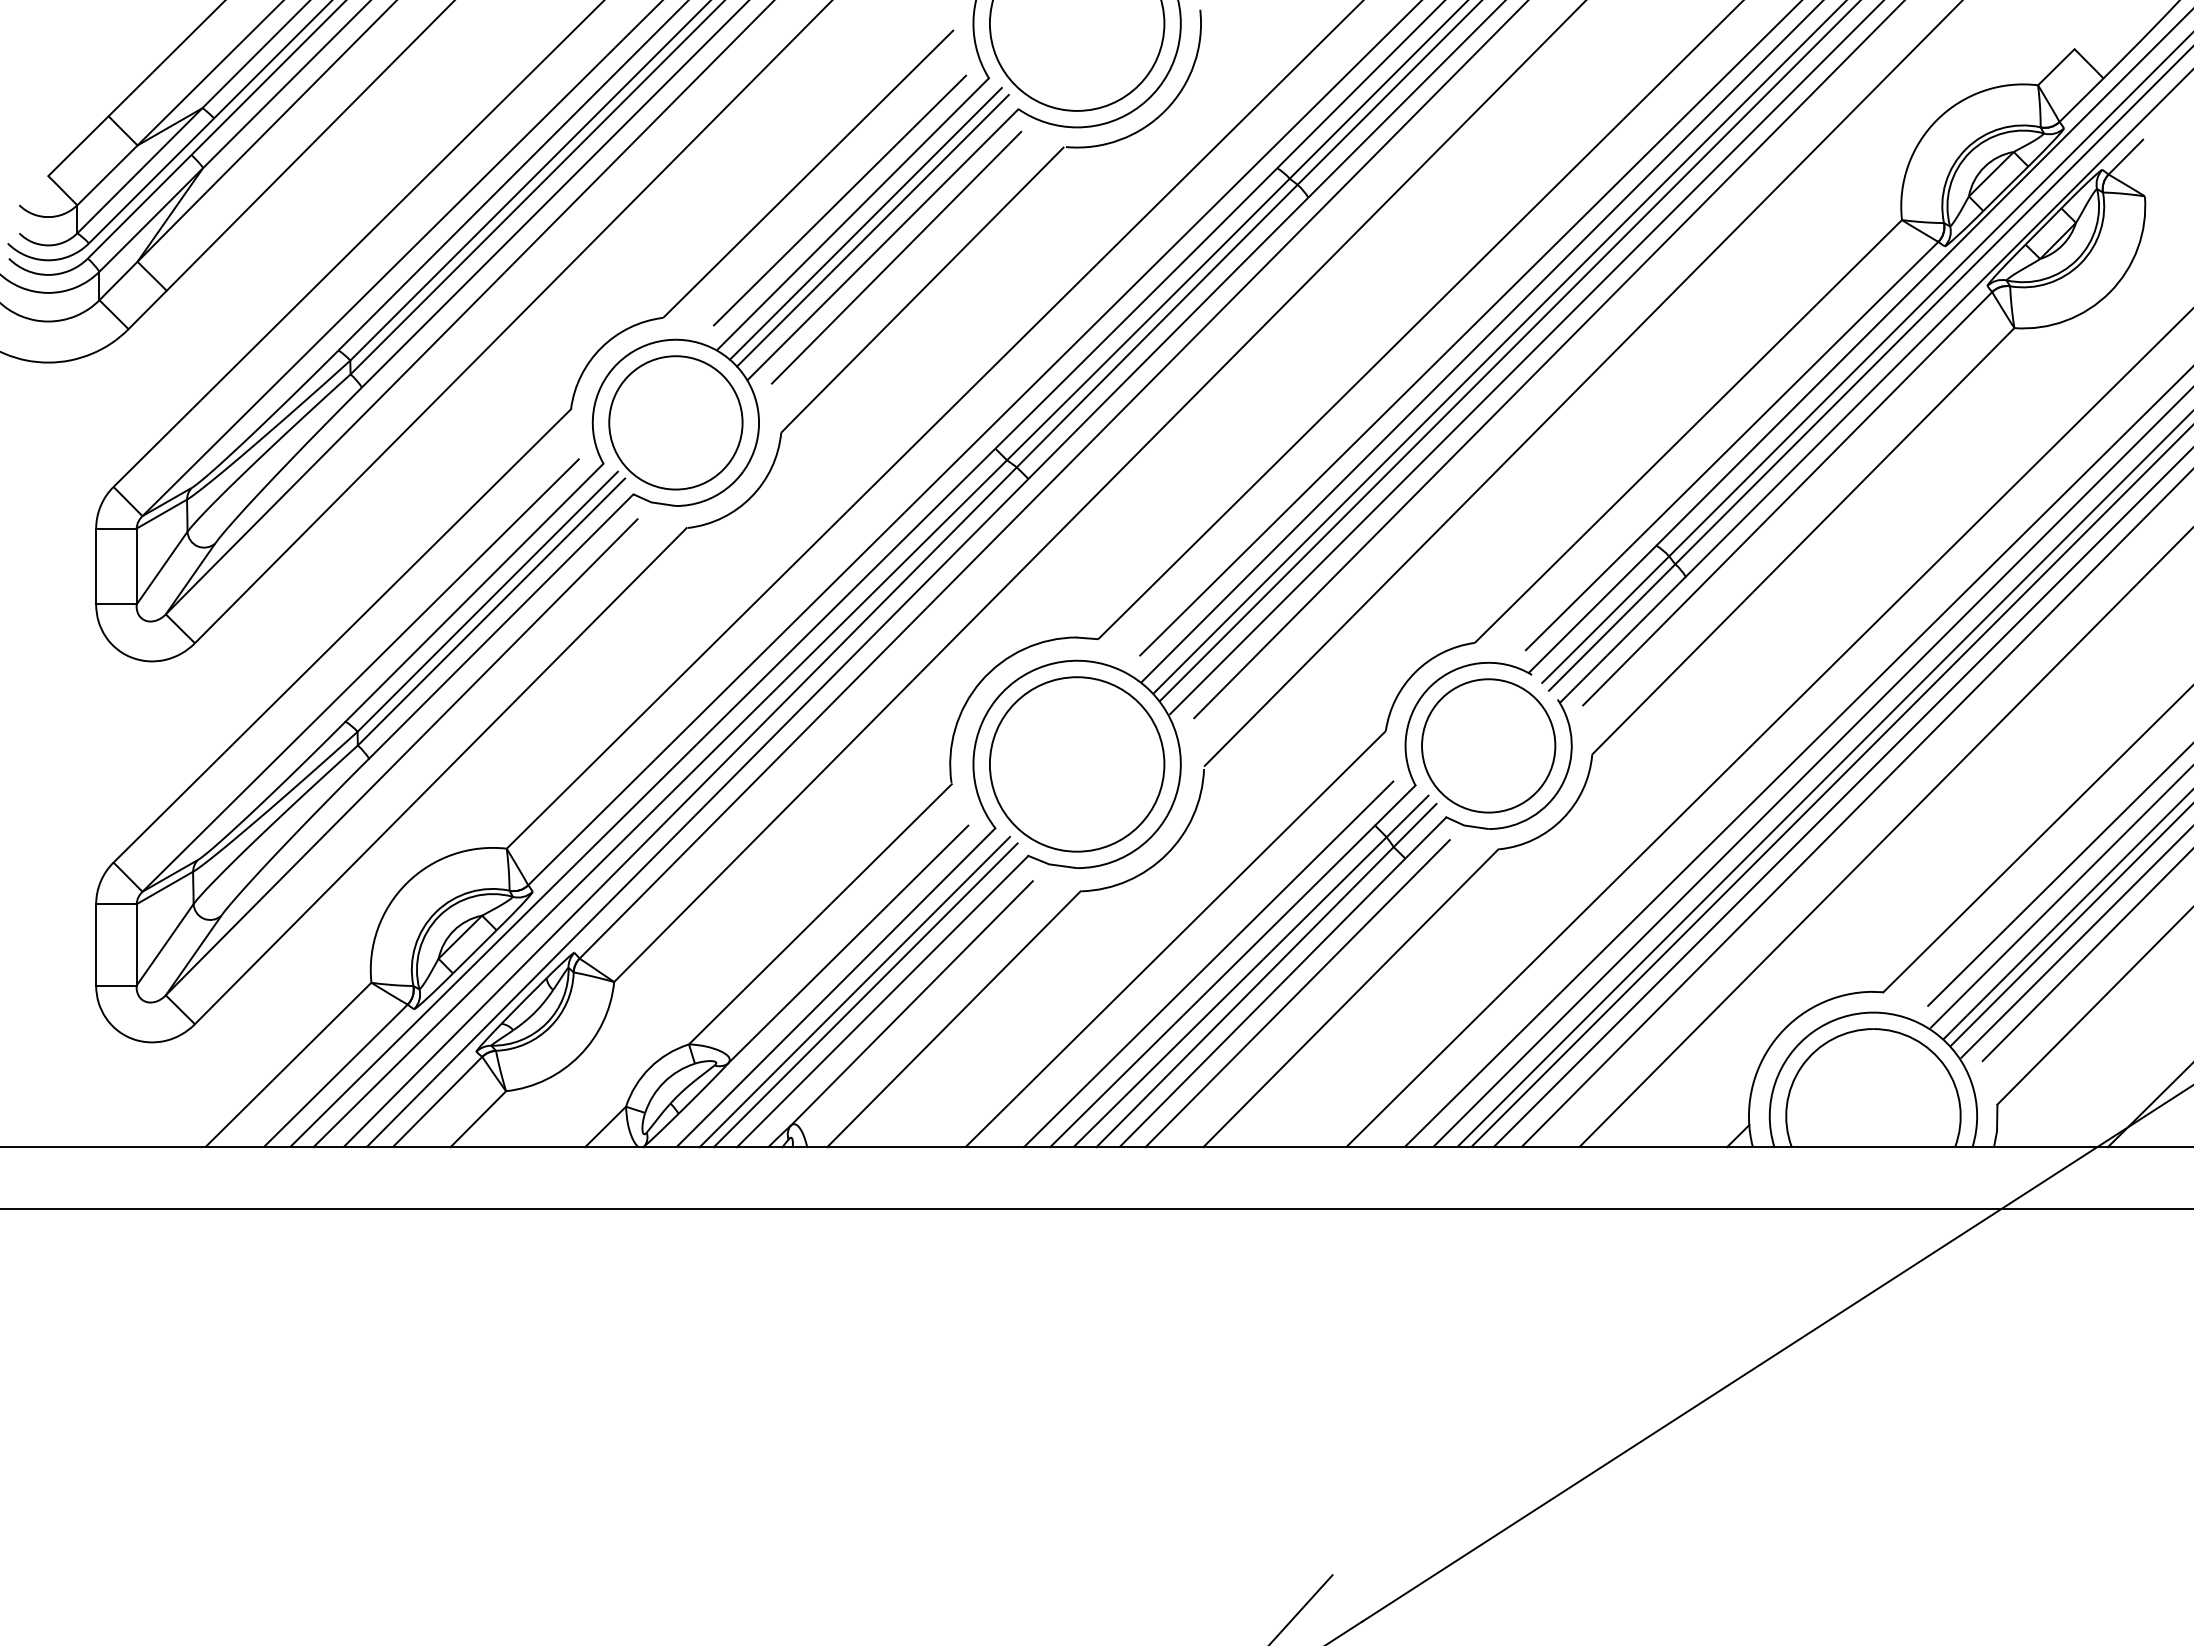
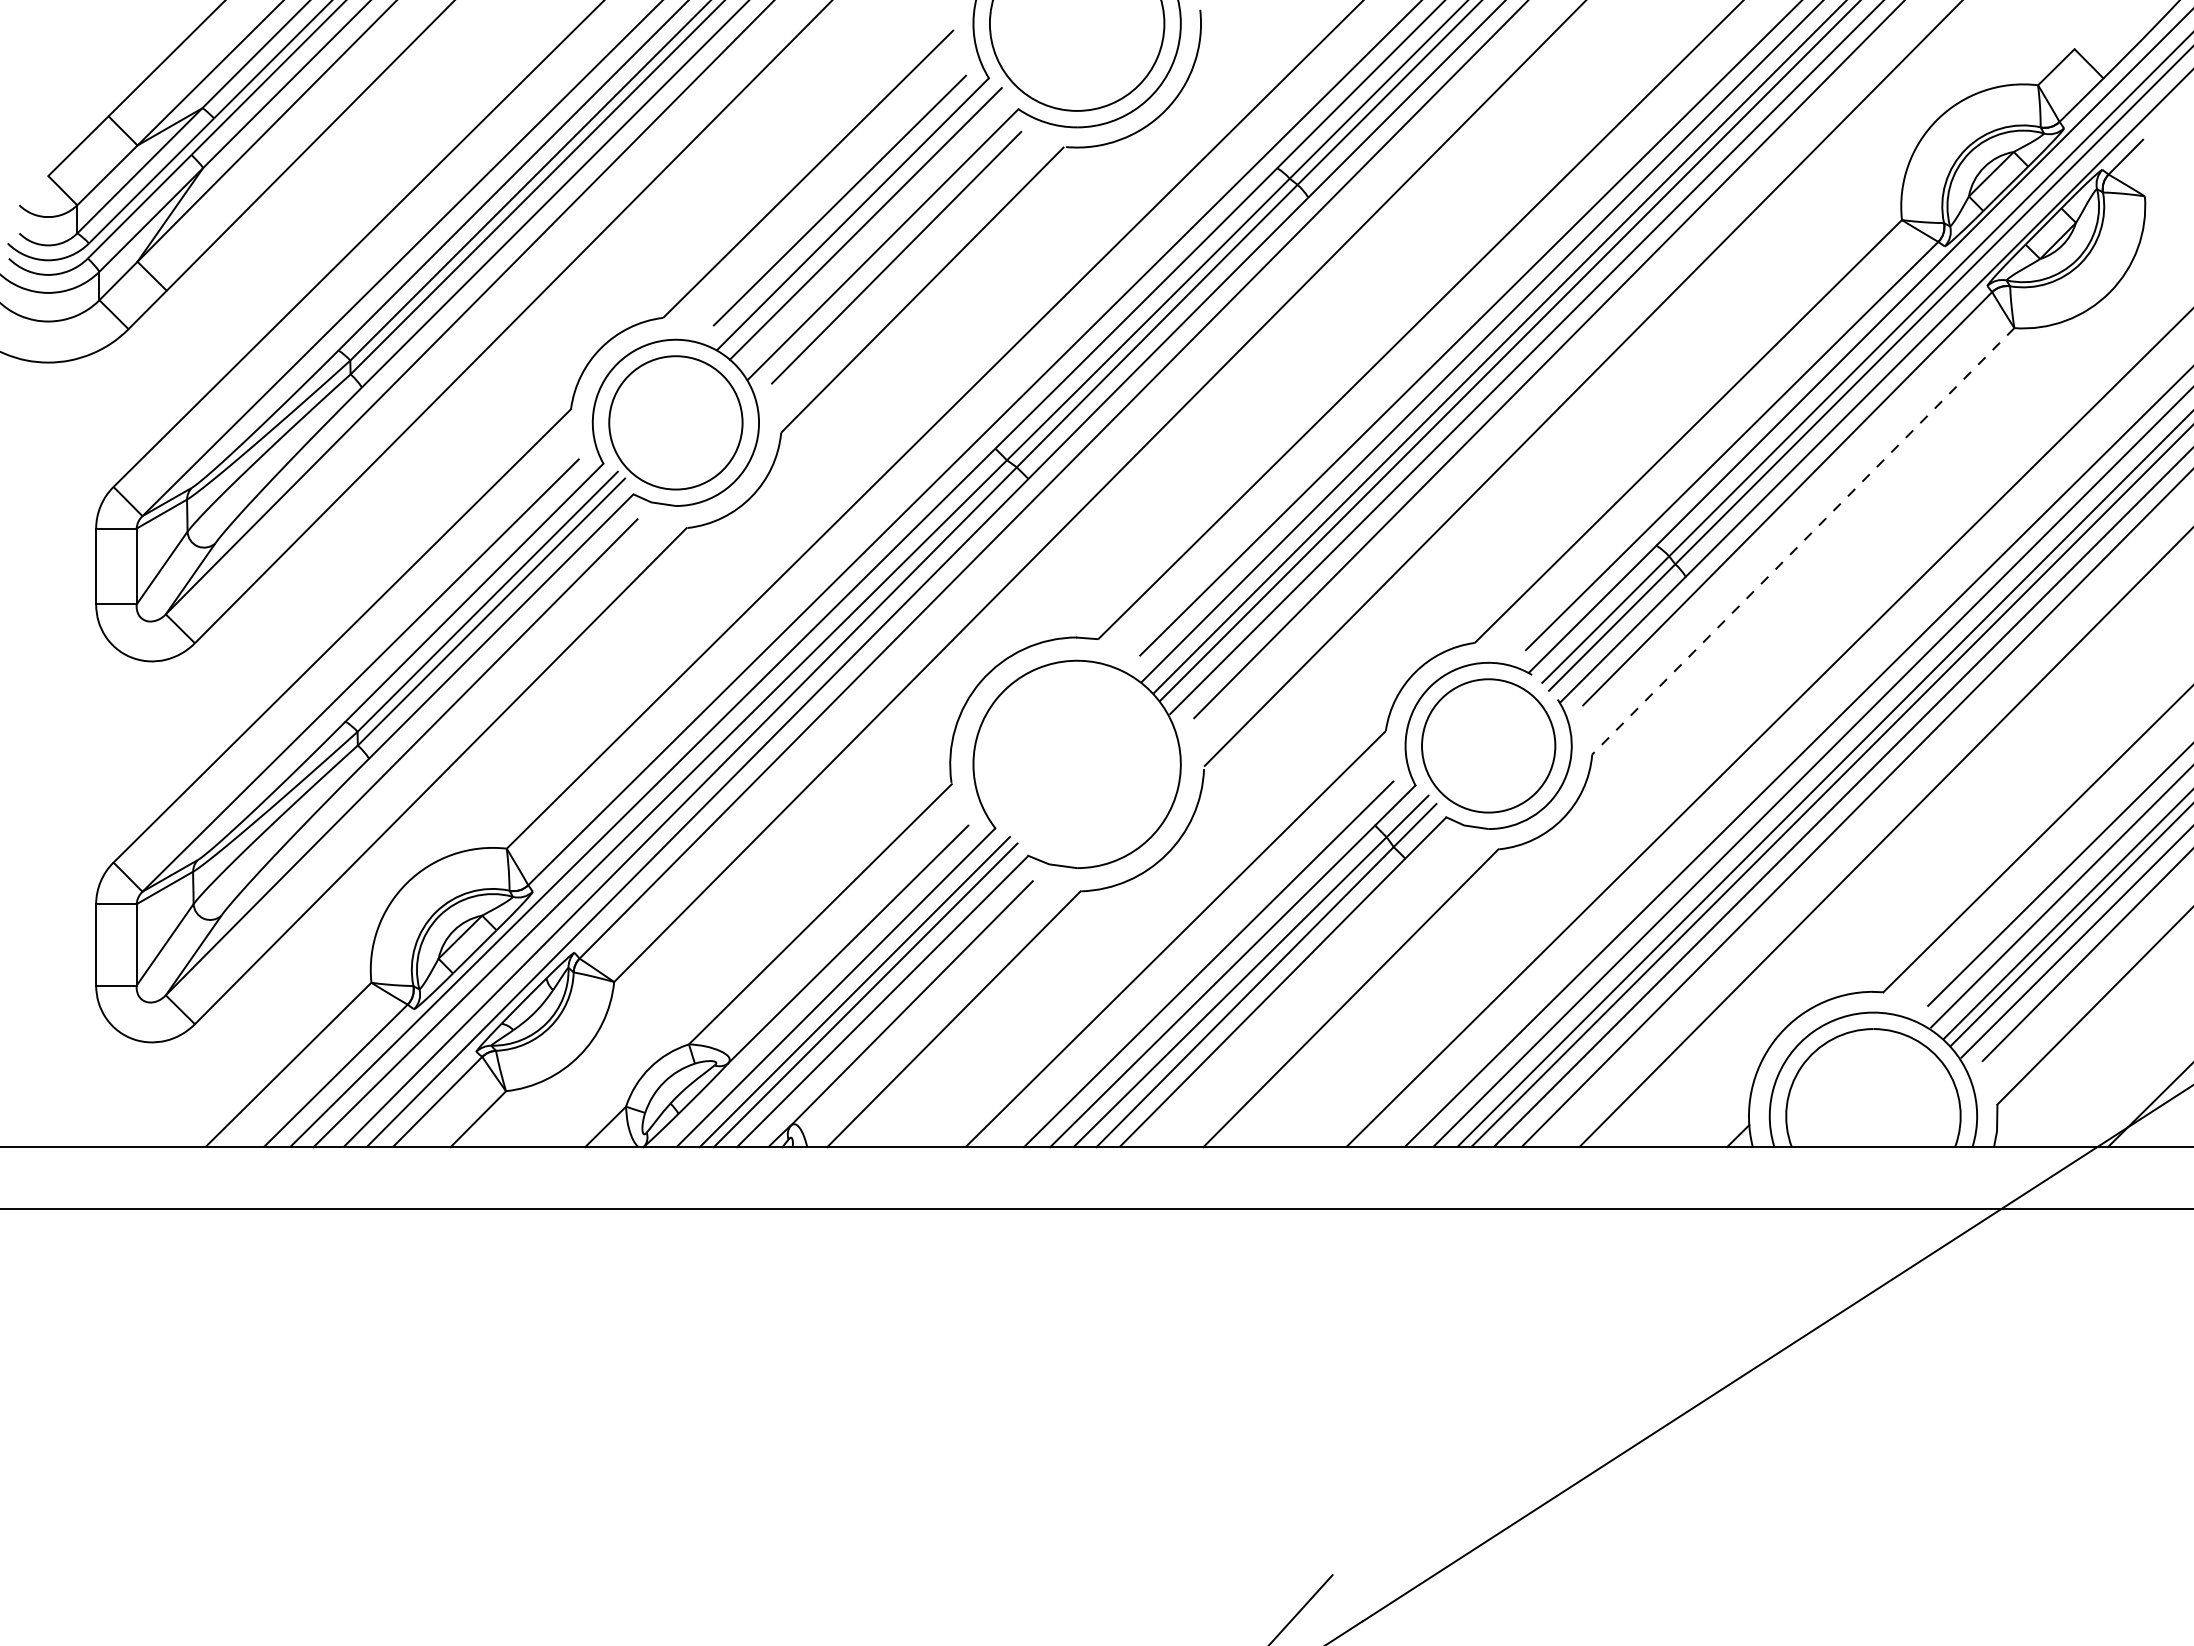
line: present -> none (872, 230)
line: solid -> dashed (1803, 541)
circle: present -> none (1077, 764)
line: present -> none (1297, 993)
